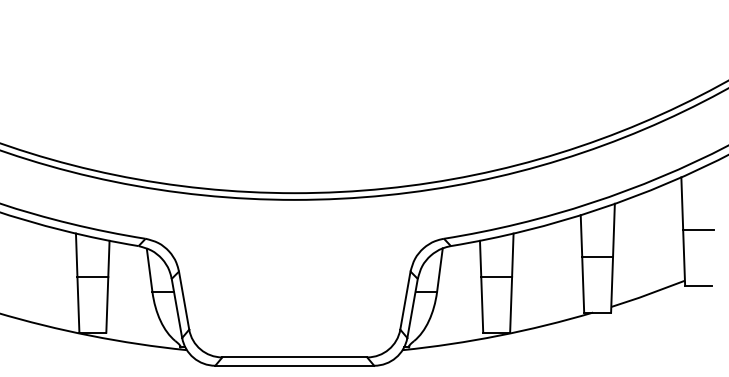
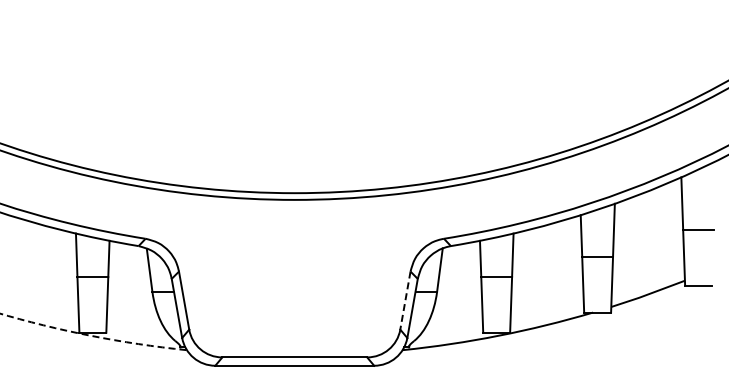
line: solid -> dashed (405, 301)
arc: solid -> dashed (92, 336)
